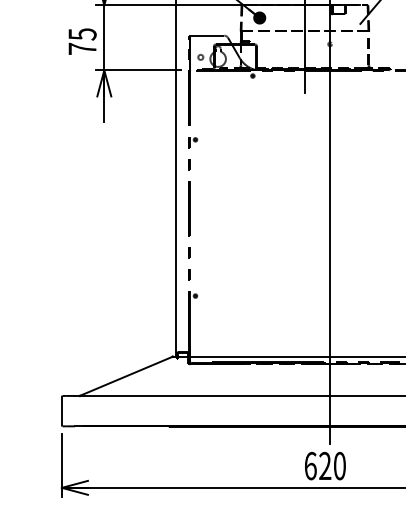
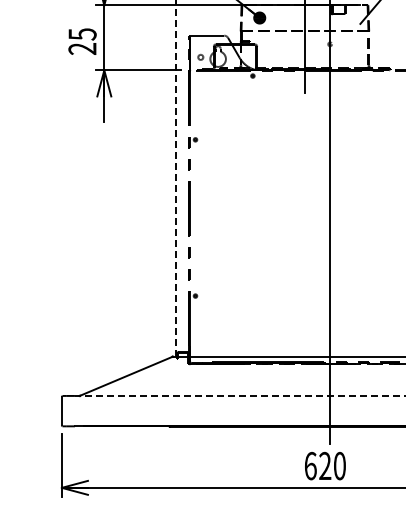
text: 75 -> 25 (82, 48)
line: solid -> dashed (175, 177)
line: solid -> dashed (239, 395)
